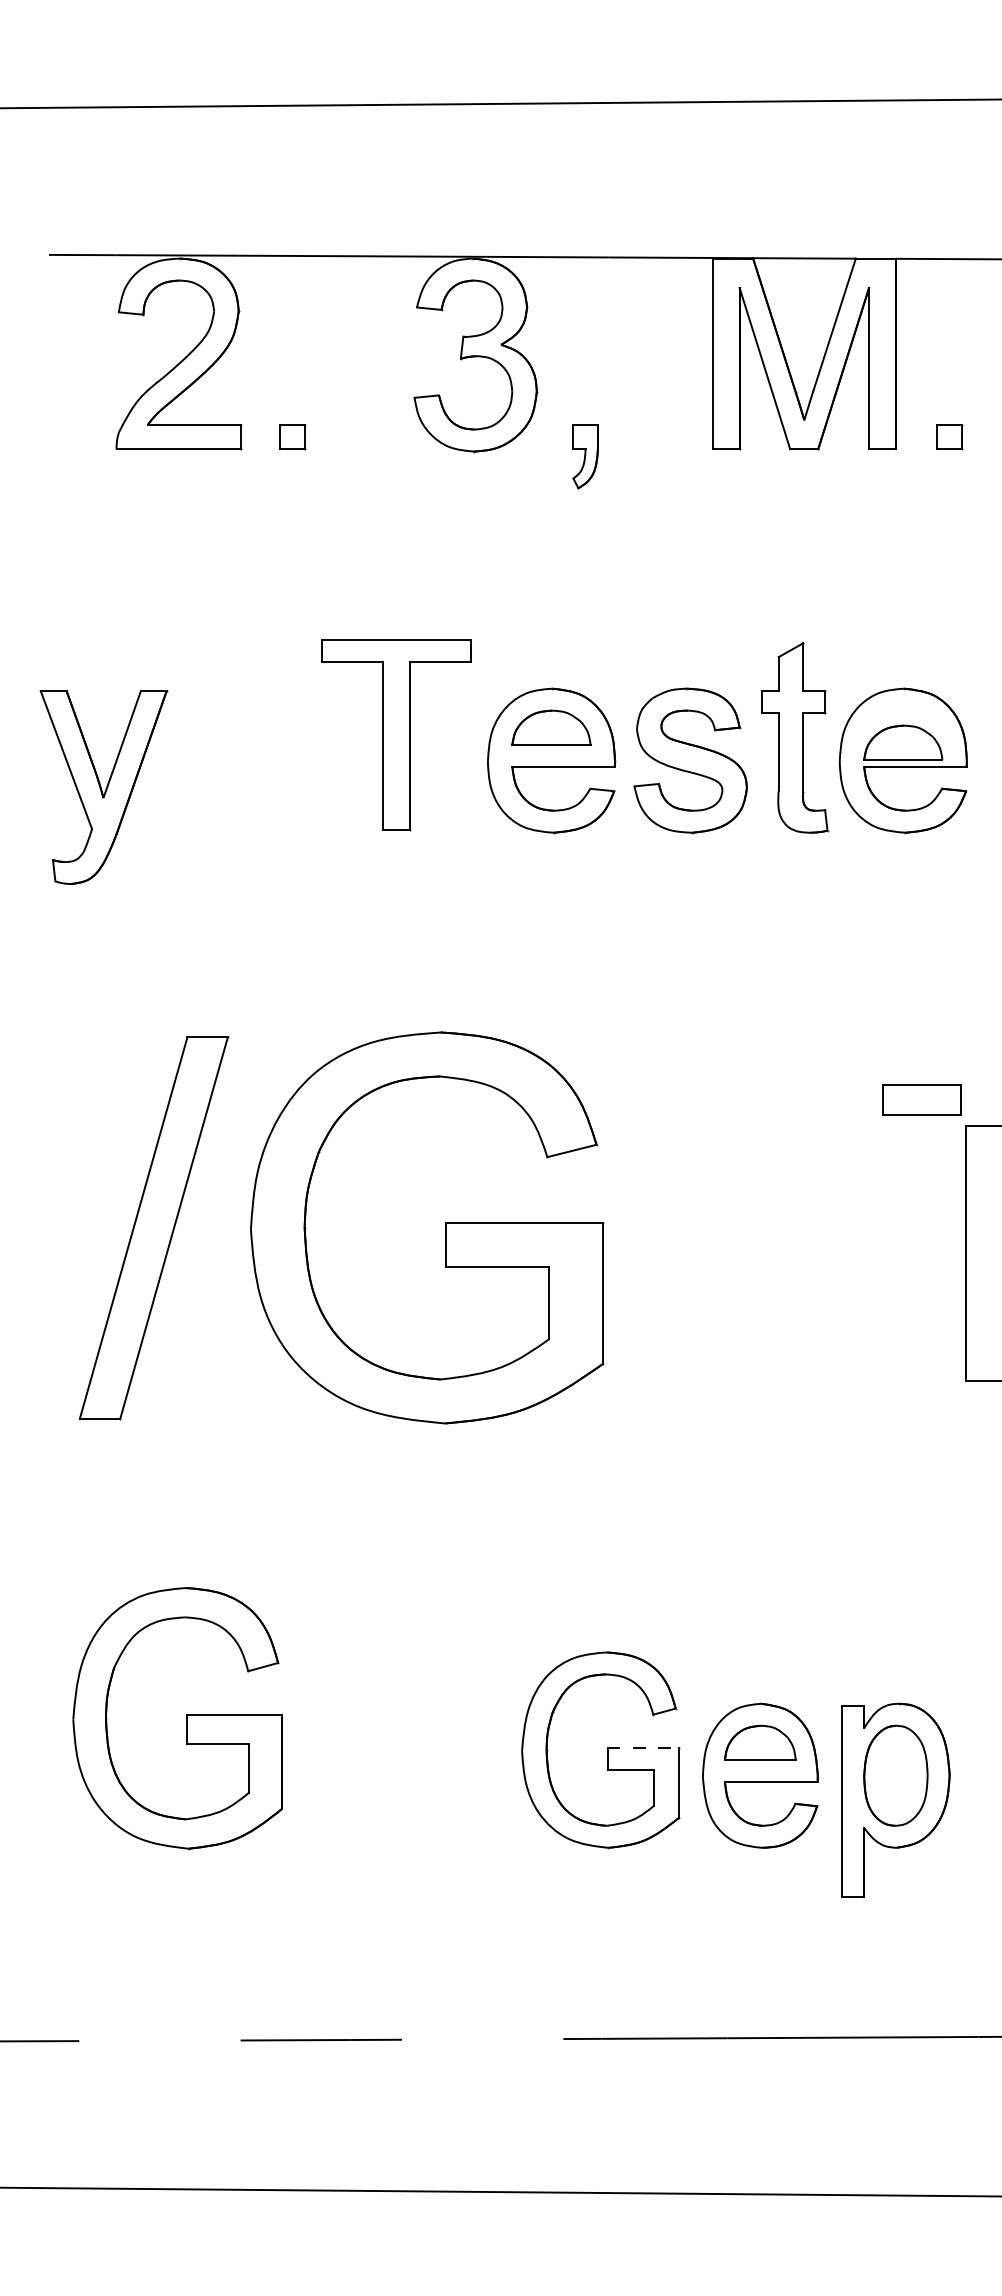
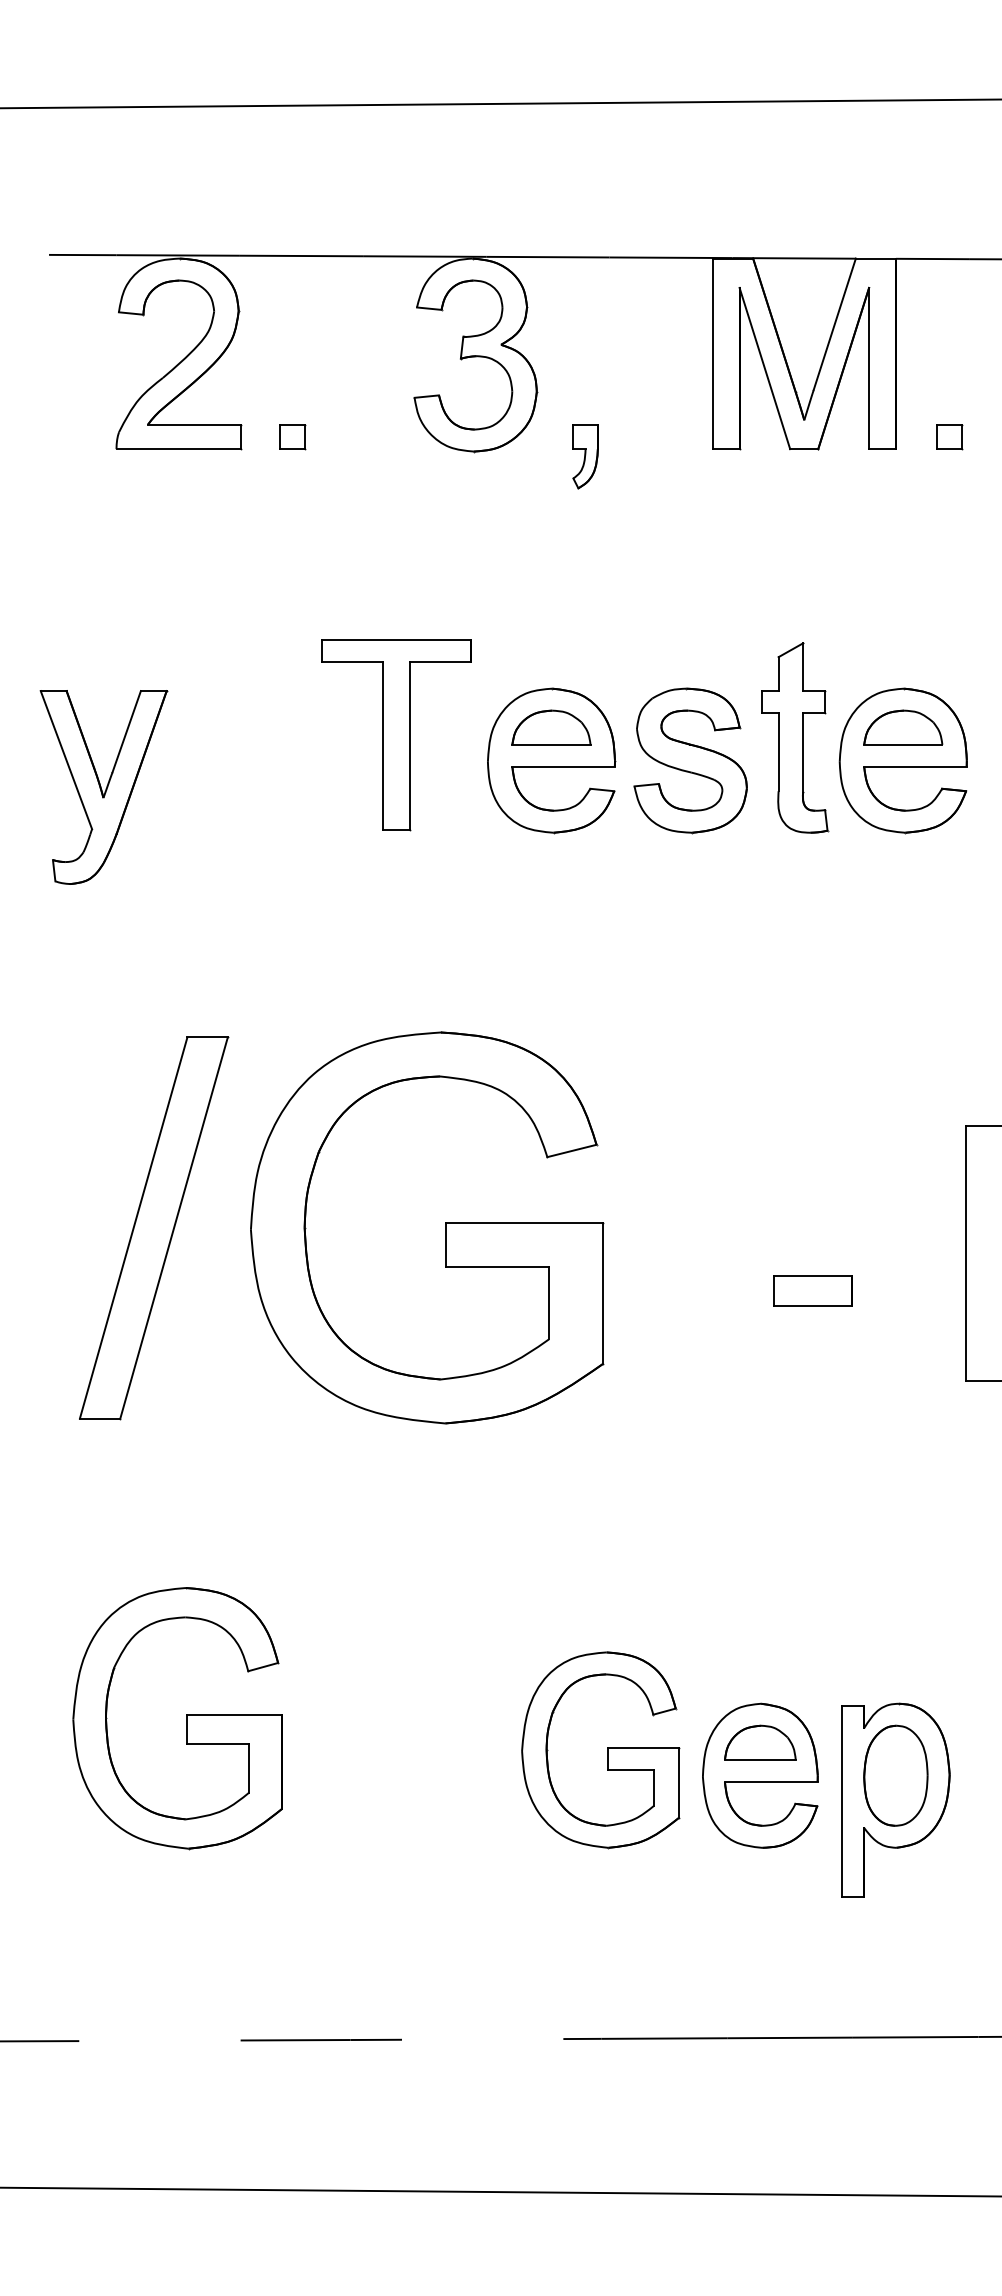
part position: (903, 742) -> (903, 727) (903, 727)
part position: (921, 1099) -> (812, 1290) (812, 1290)
line: dashed -> solid (643, 1747)
